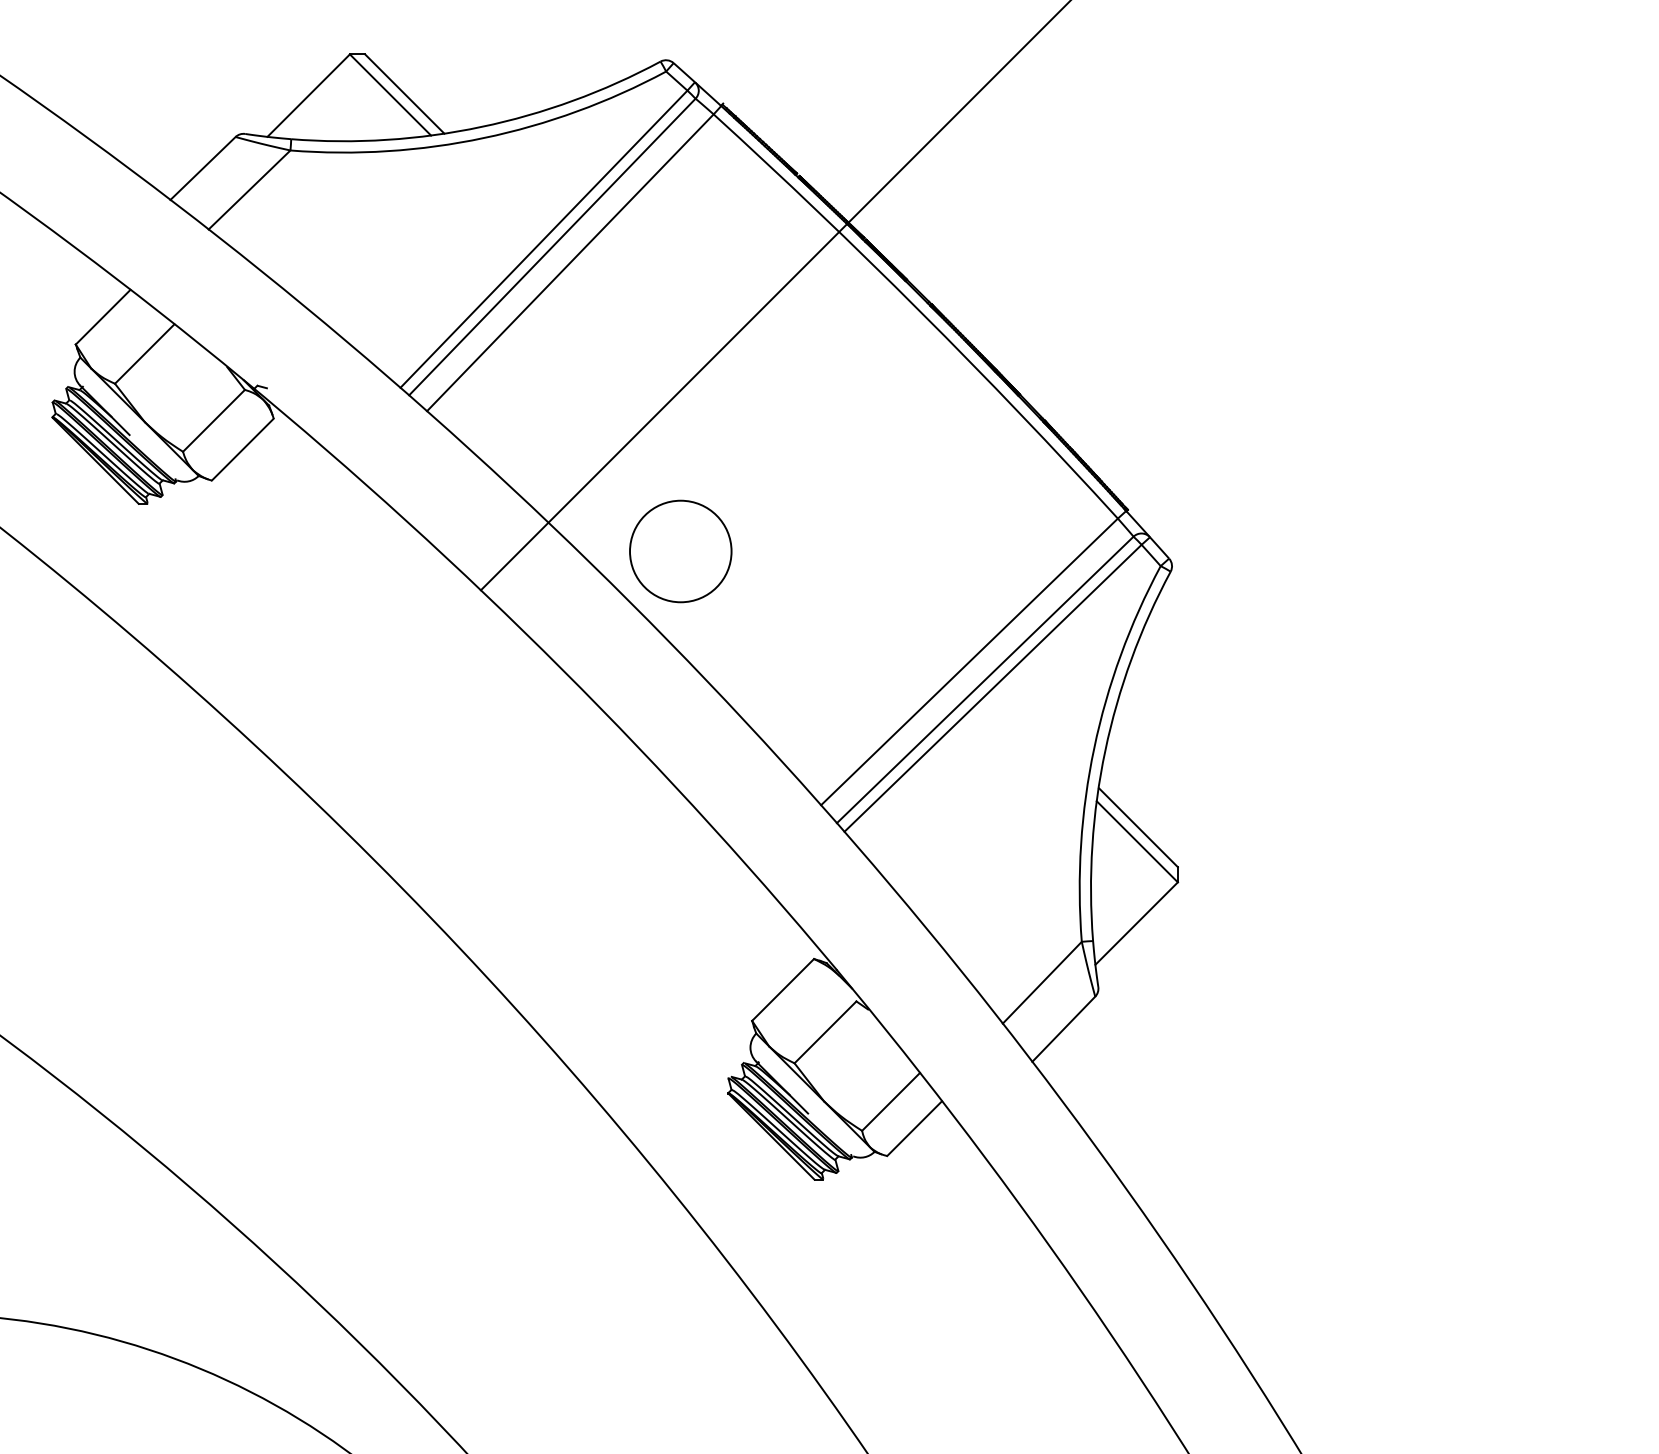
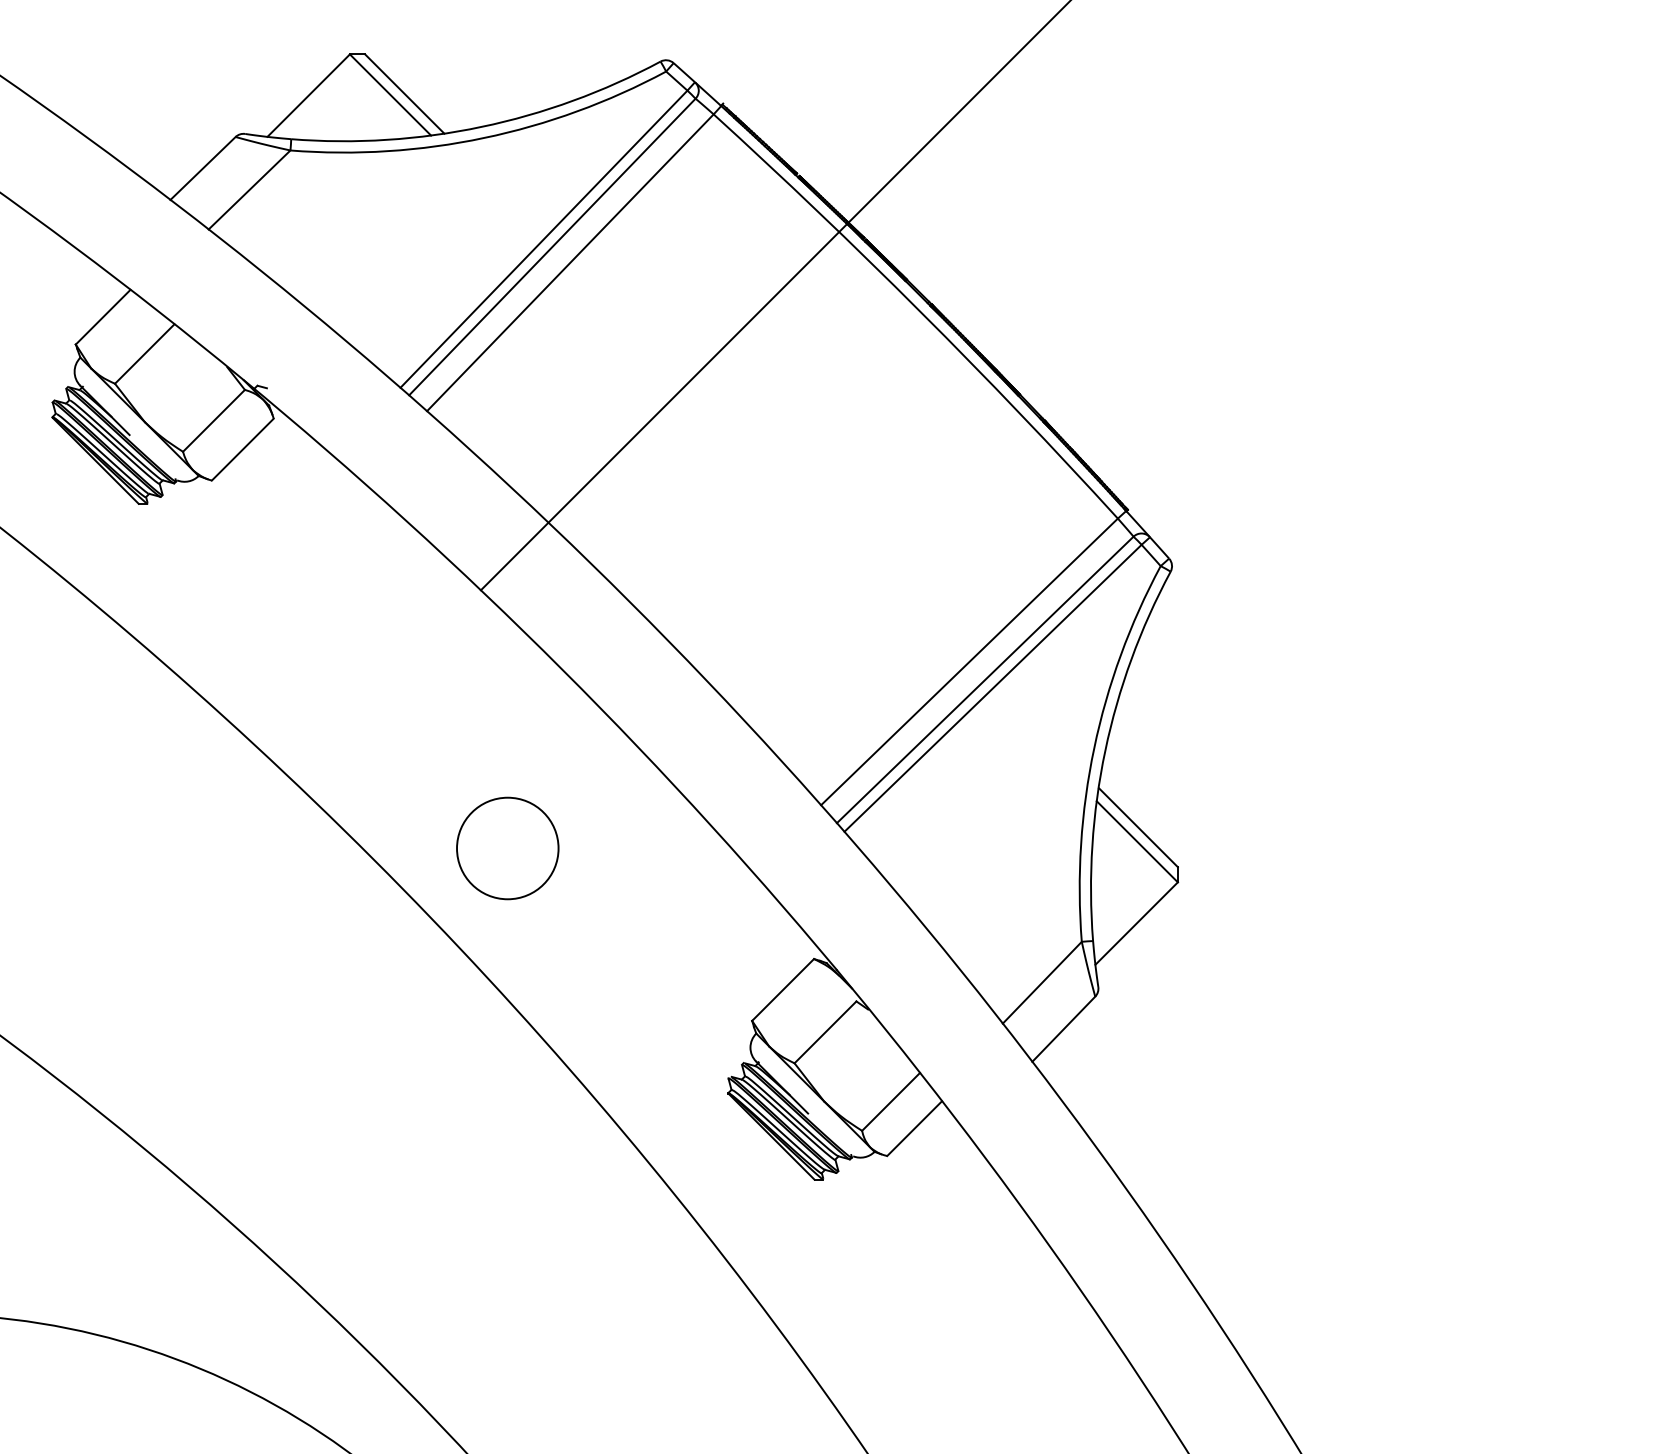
circle position: (680, 551) -> (507, 848) (507, 848)
